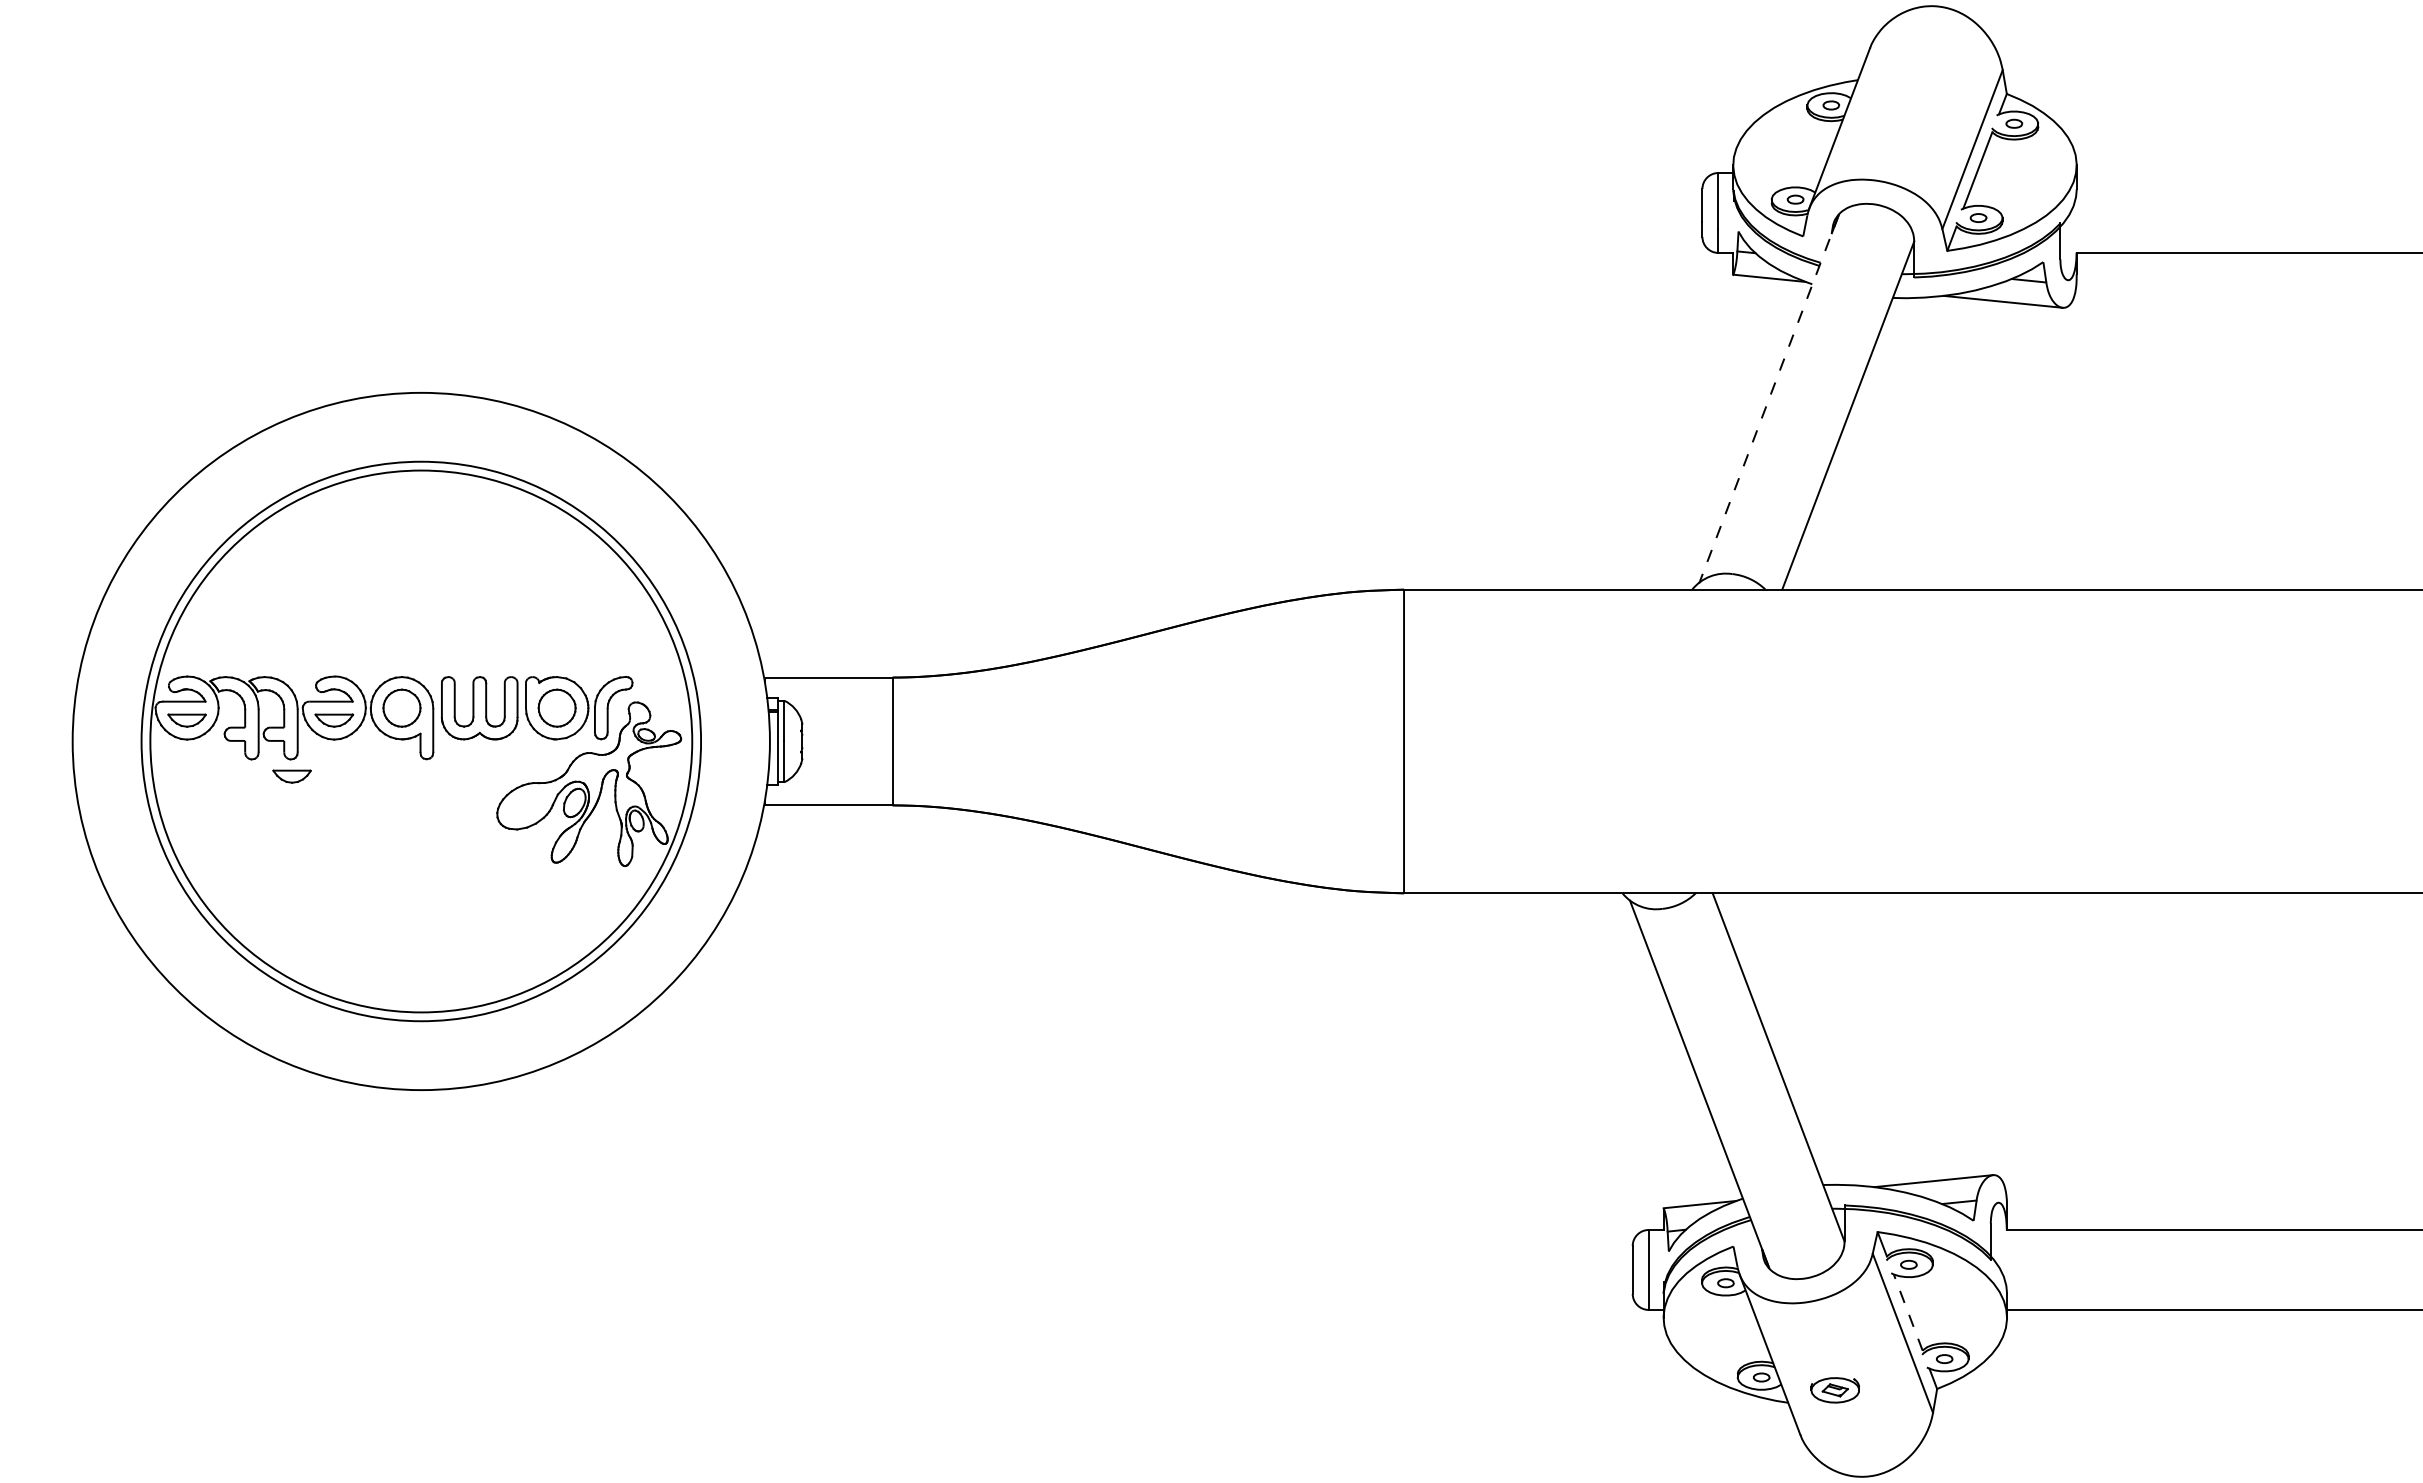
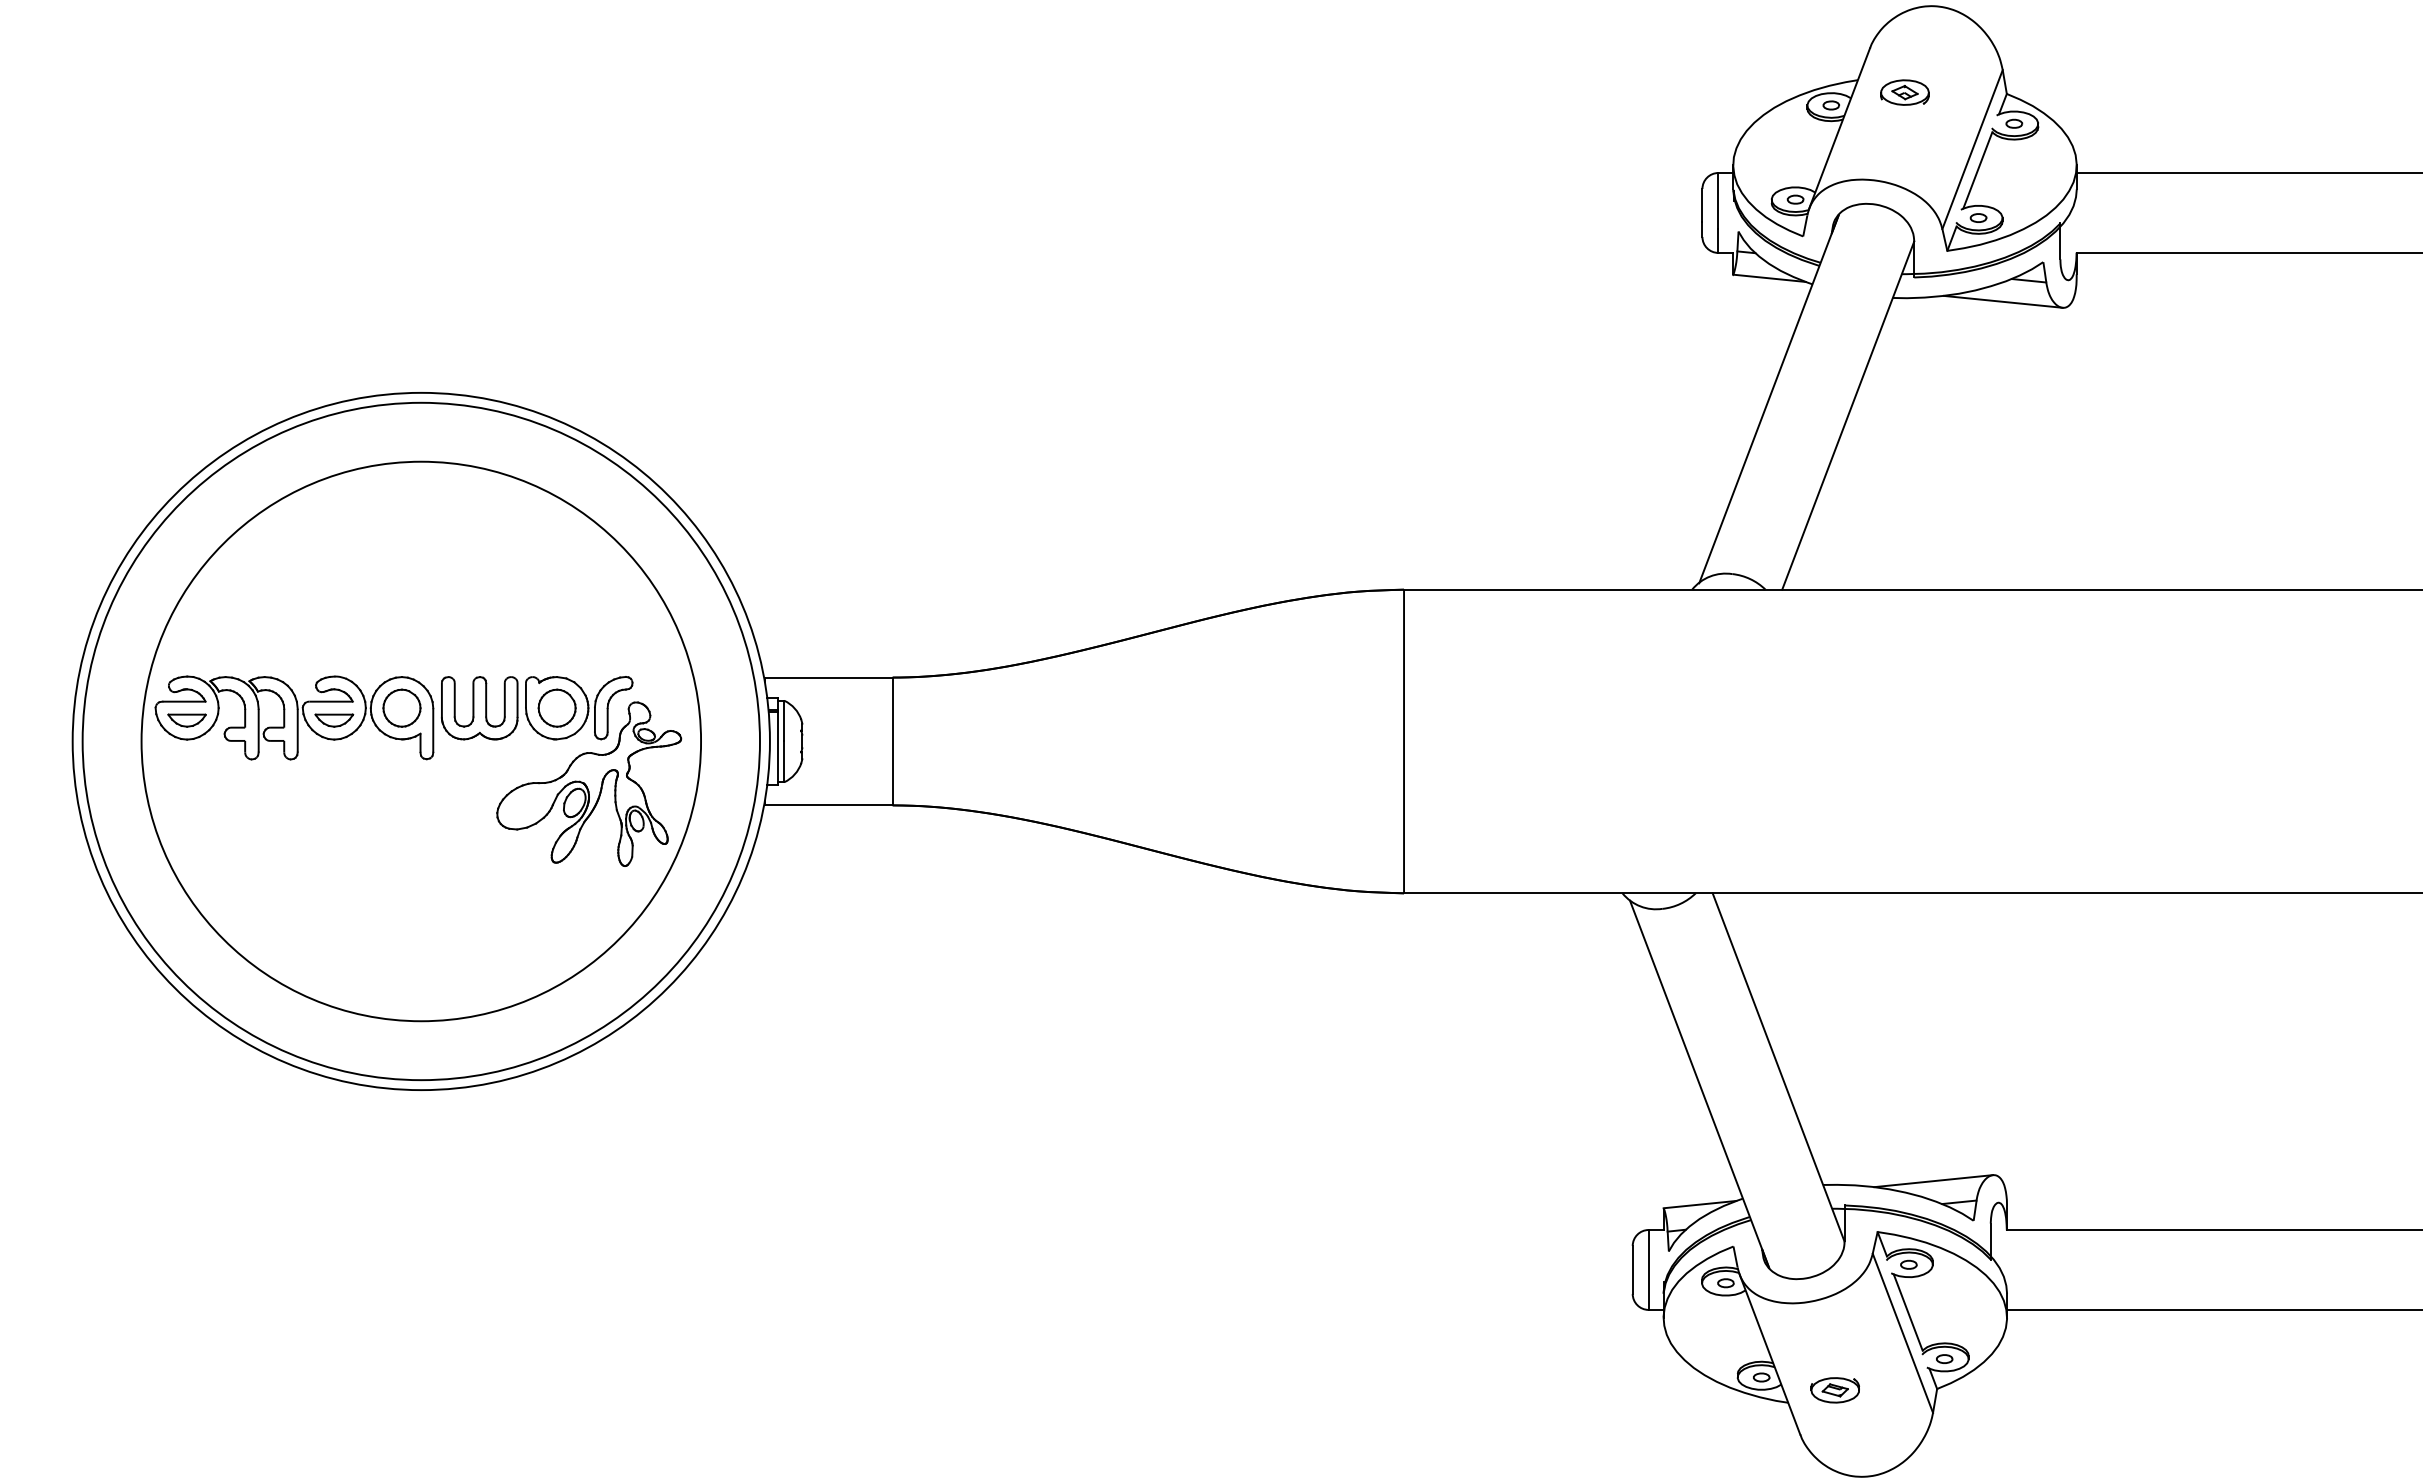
part: none -> present (1904, 92)
line: none -> present (2247, 173)
line: dashed -> solid (1769, 399)
circle diameter: 542 px -> 677 px (420, 741)
part: present -> none (291, 776)
line: dashed -> solid (1908, 1312)
